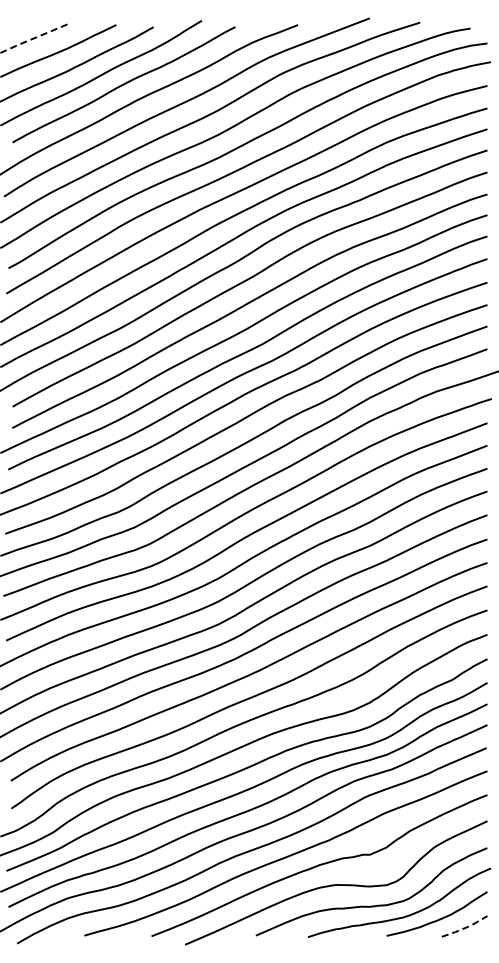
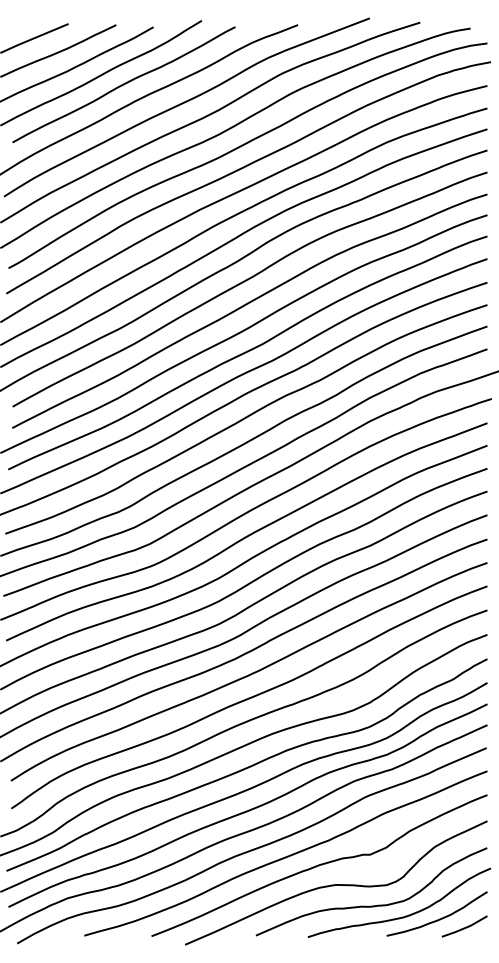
line: dashed -> solid (33, 38)
line: dashed -> solid (465, 927)
